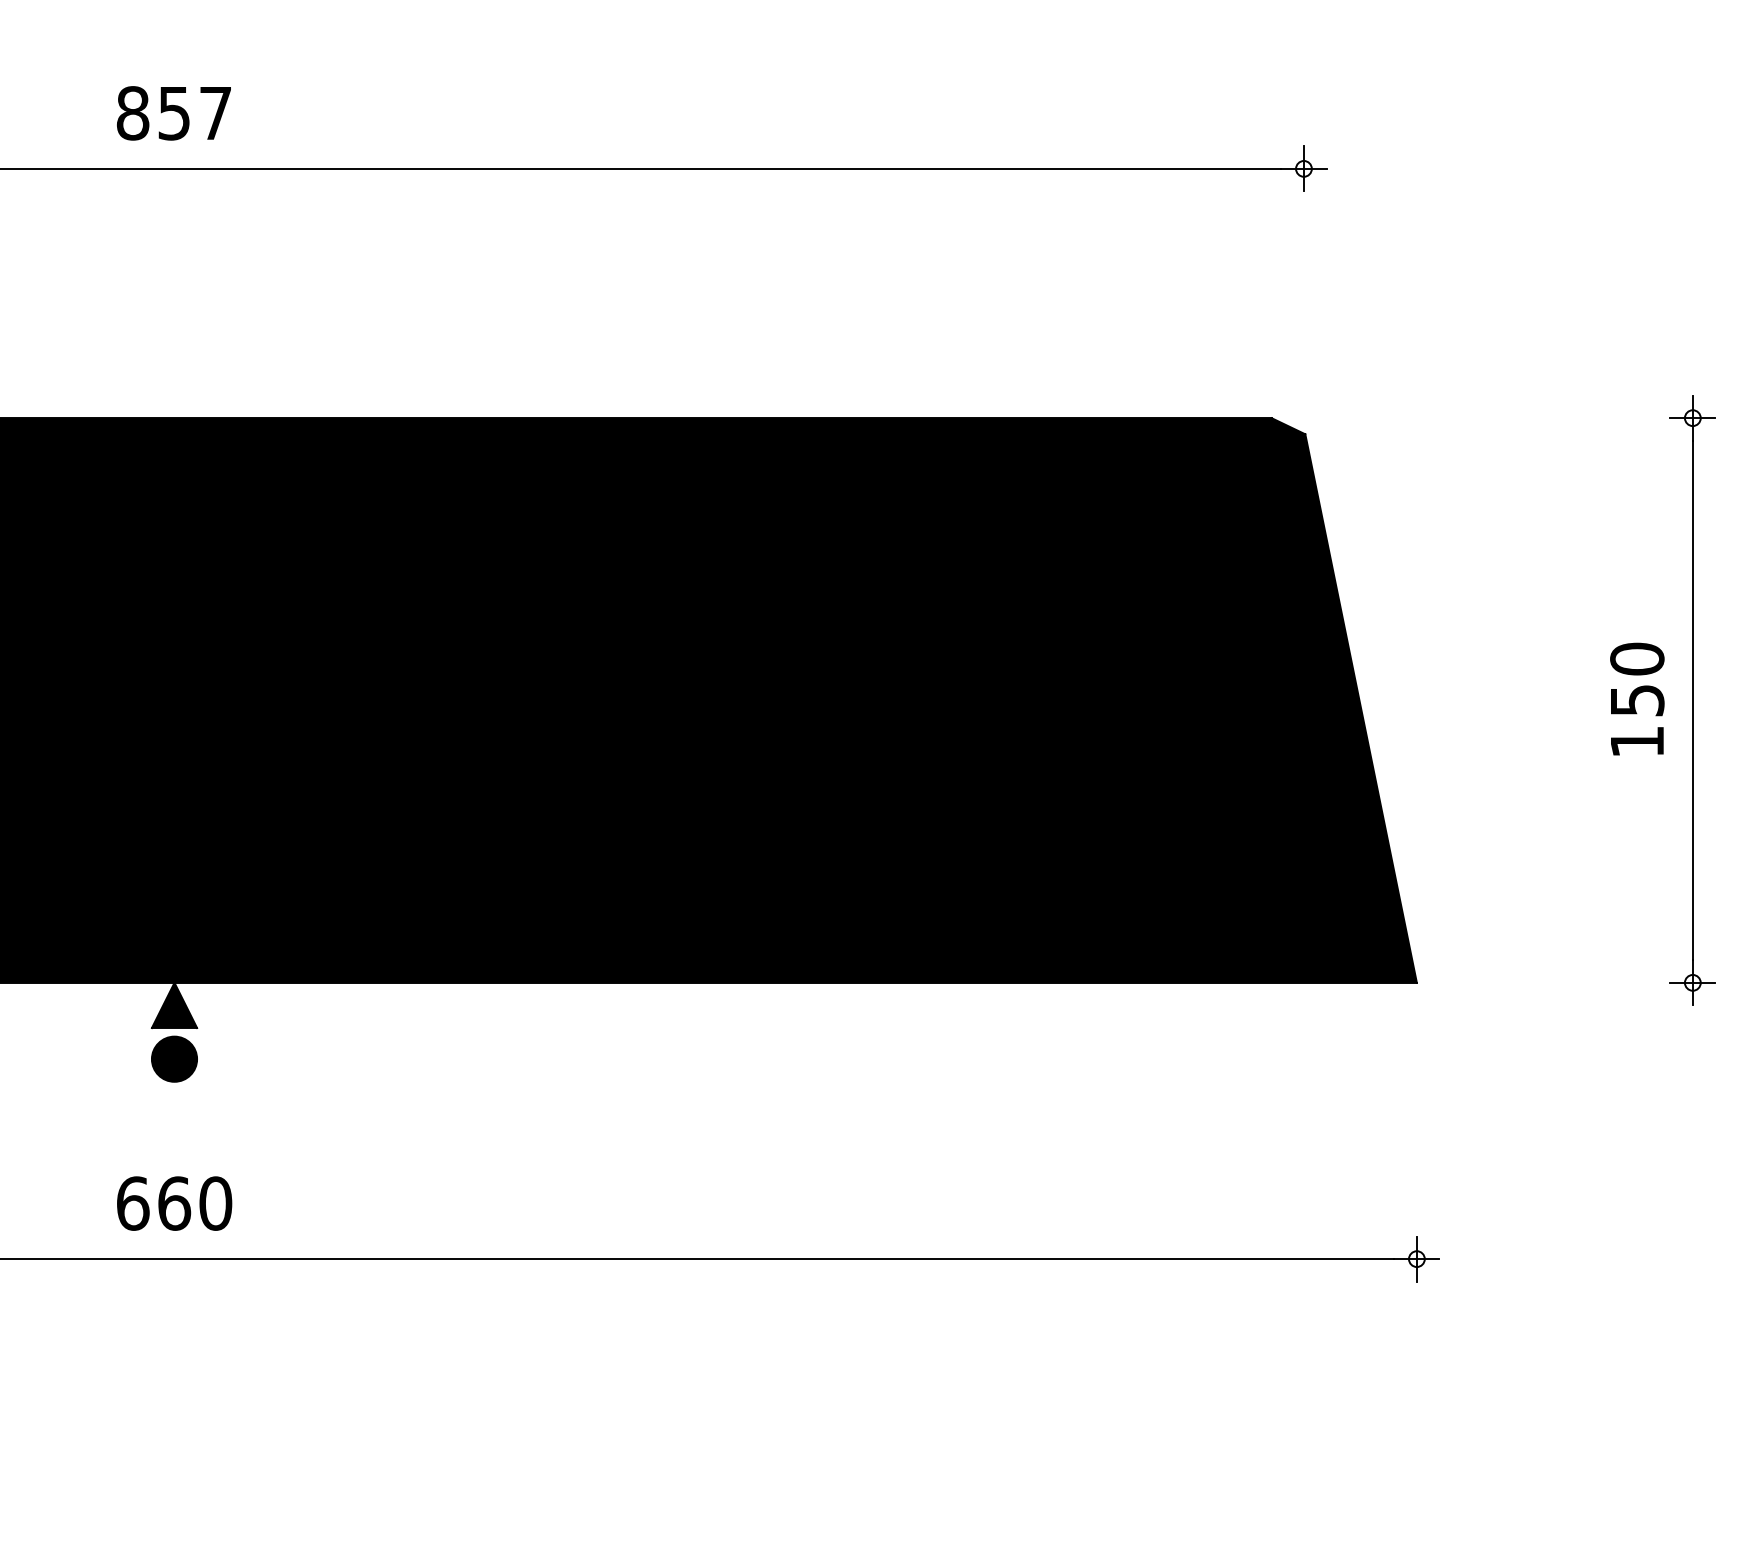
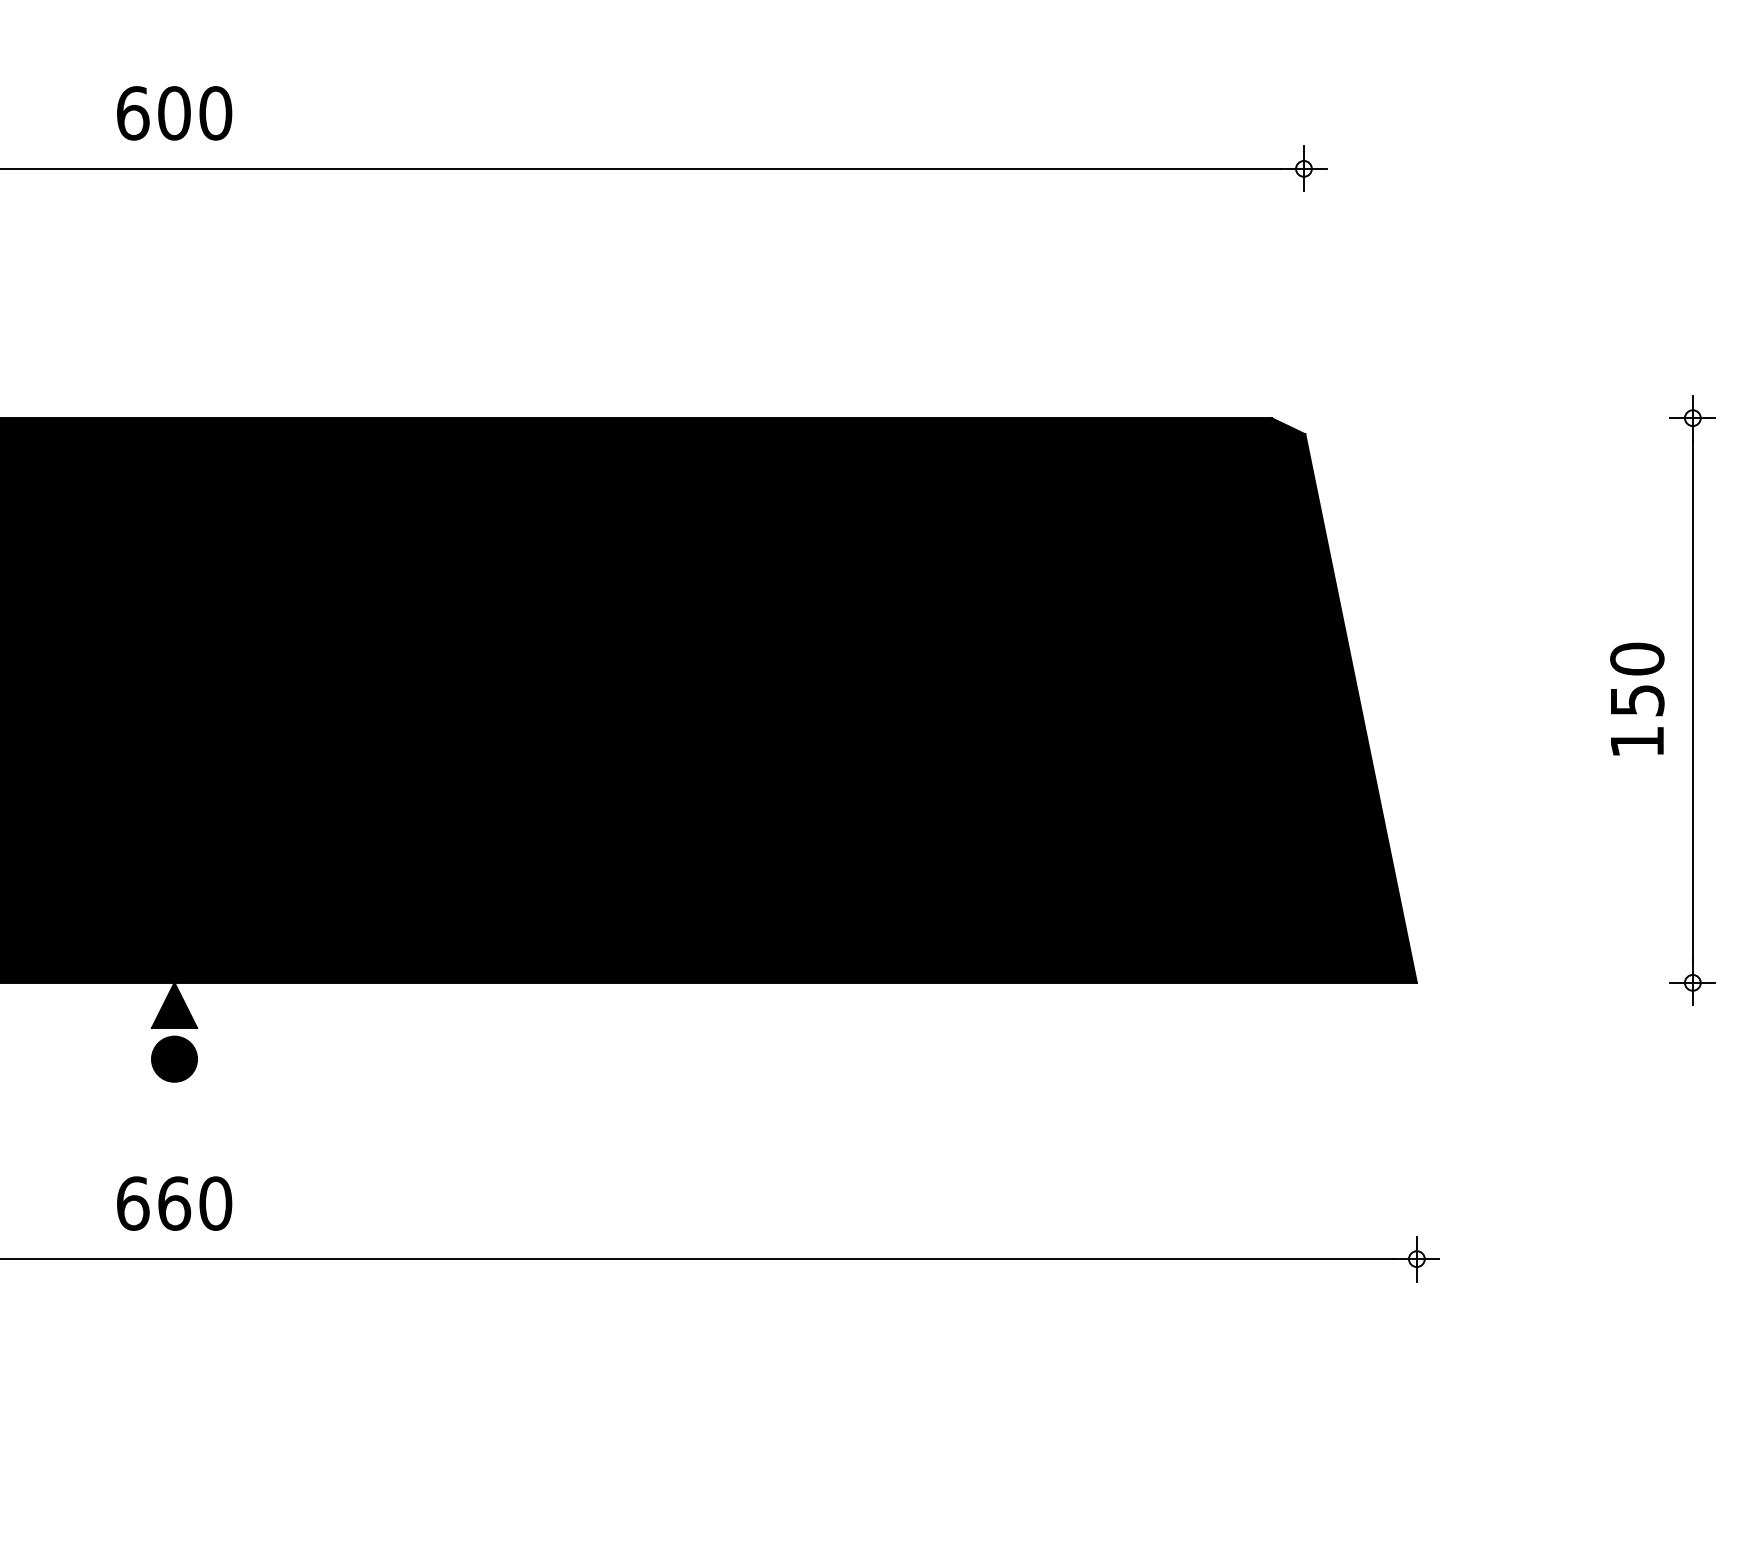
text: 857 -> 600 (174, 113)
